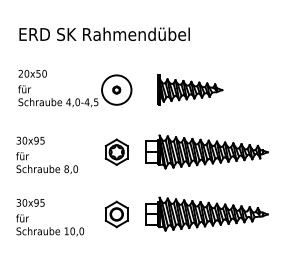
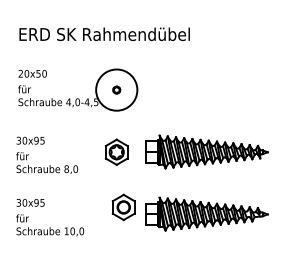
circle diameter: 29 px -> 41 px (116, 89)
part: present -> none (190, 89)
part position: (116, 214) -> (123, 207) (123, 207)
